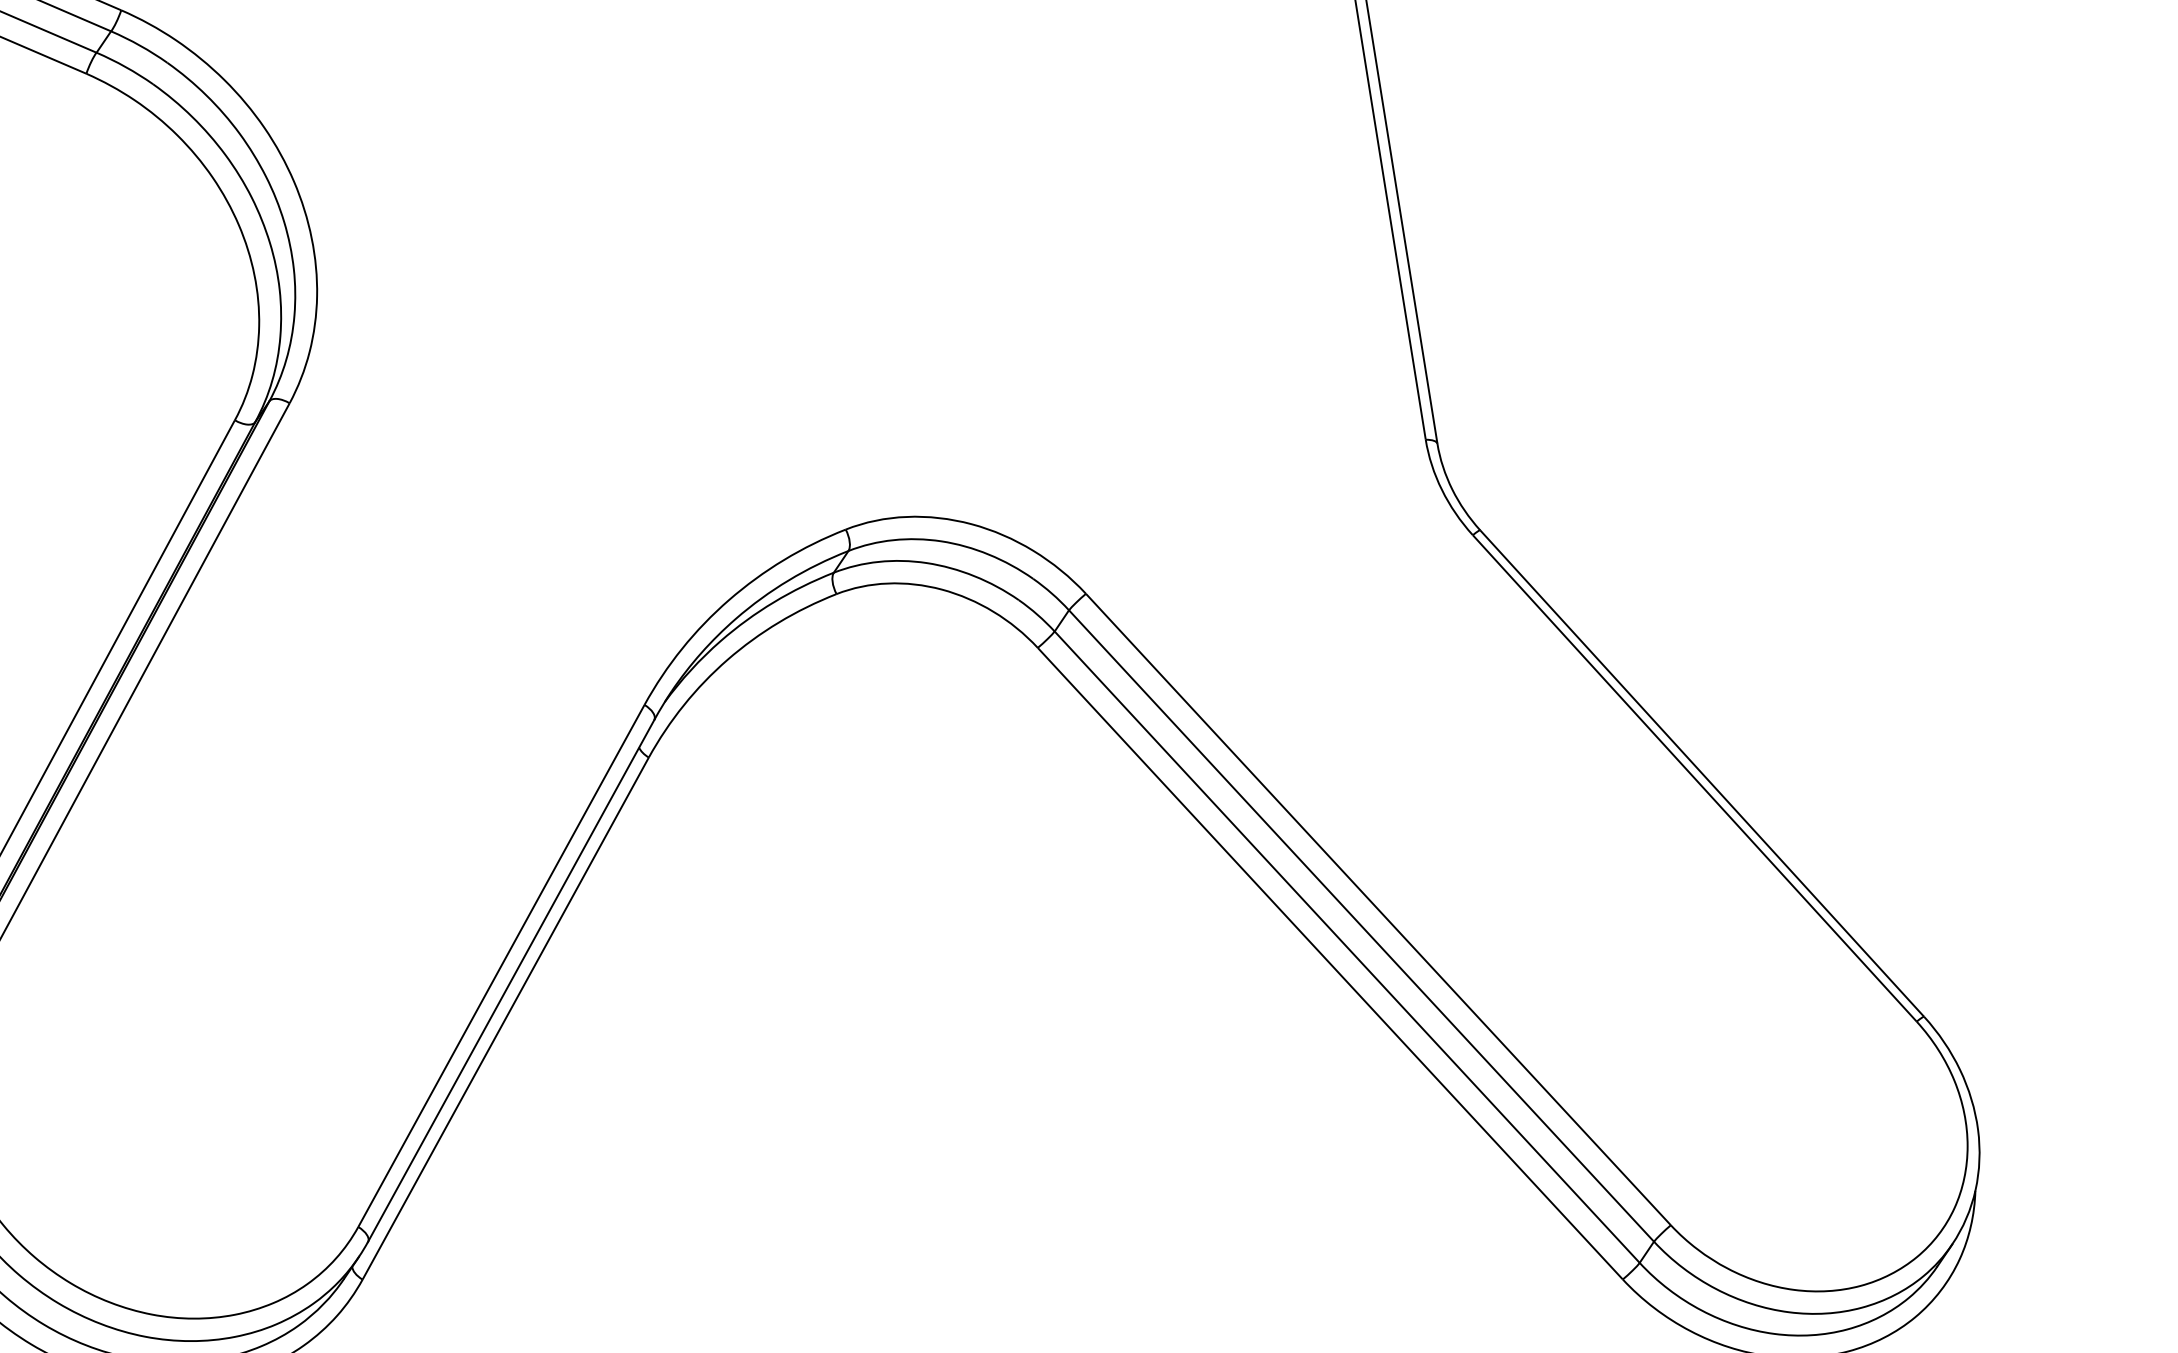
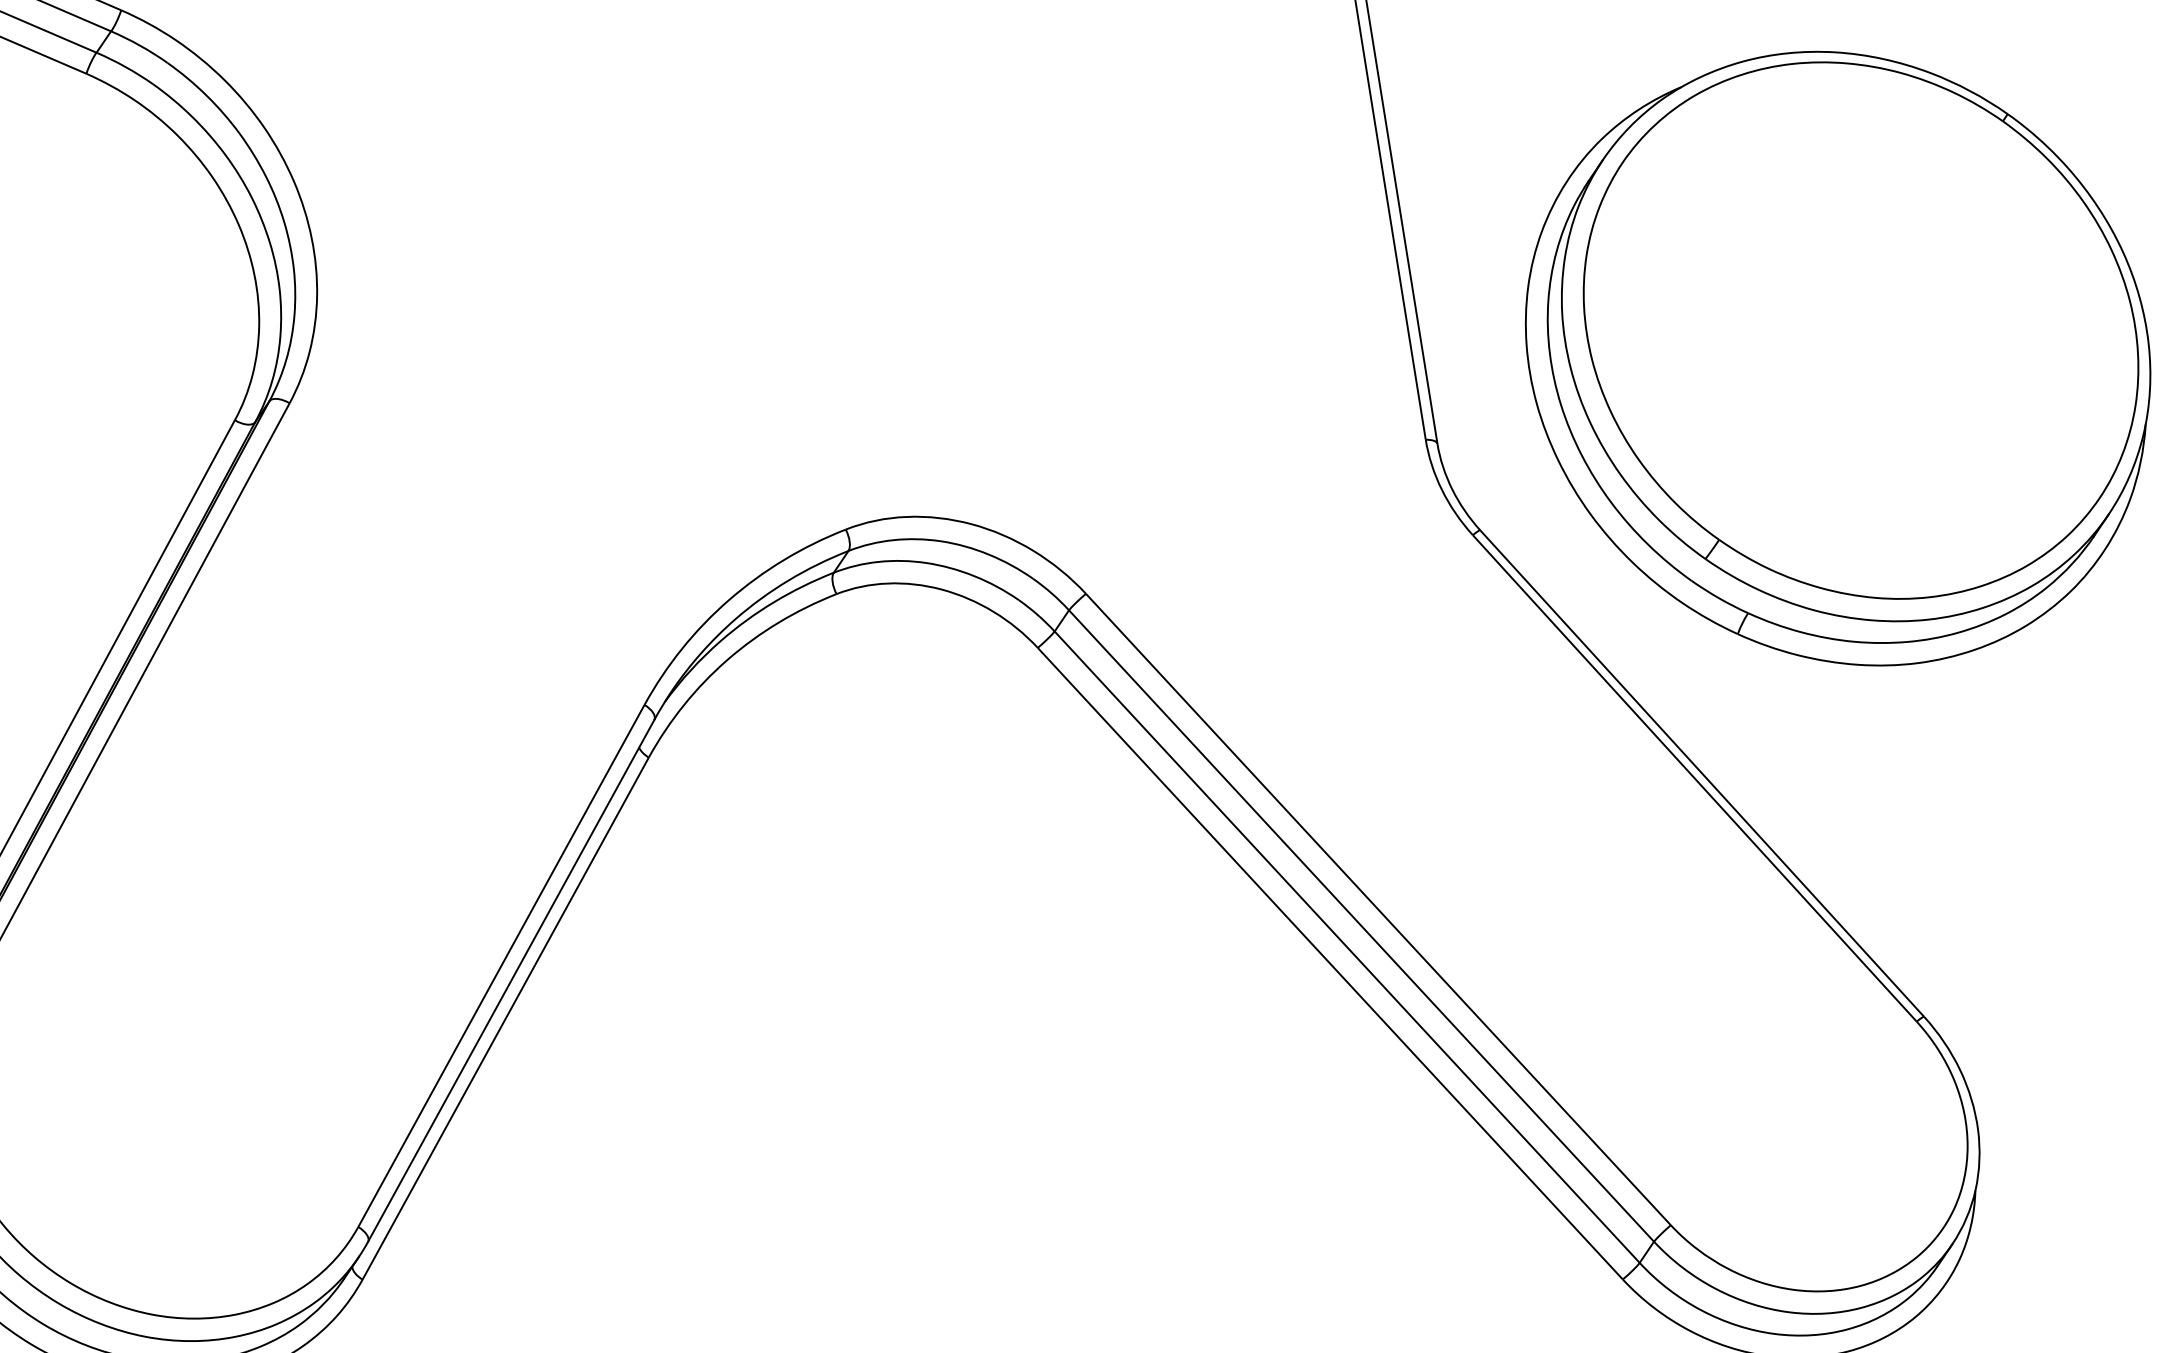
part: none -> present (1838, 358)
